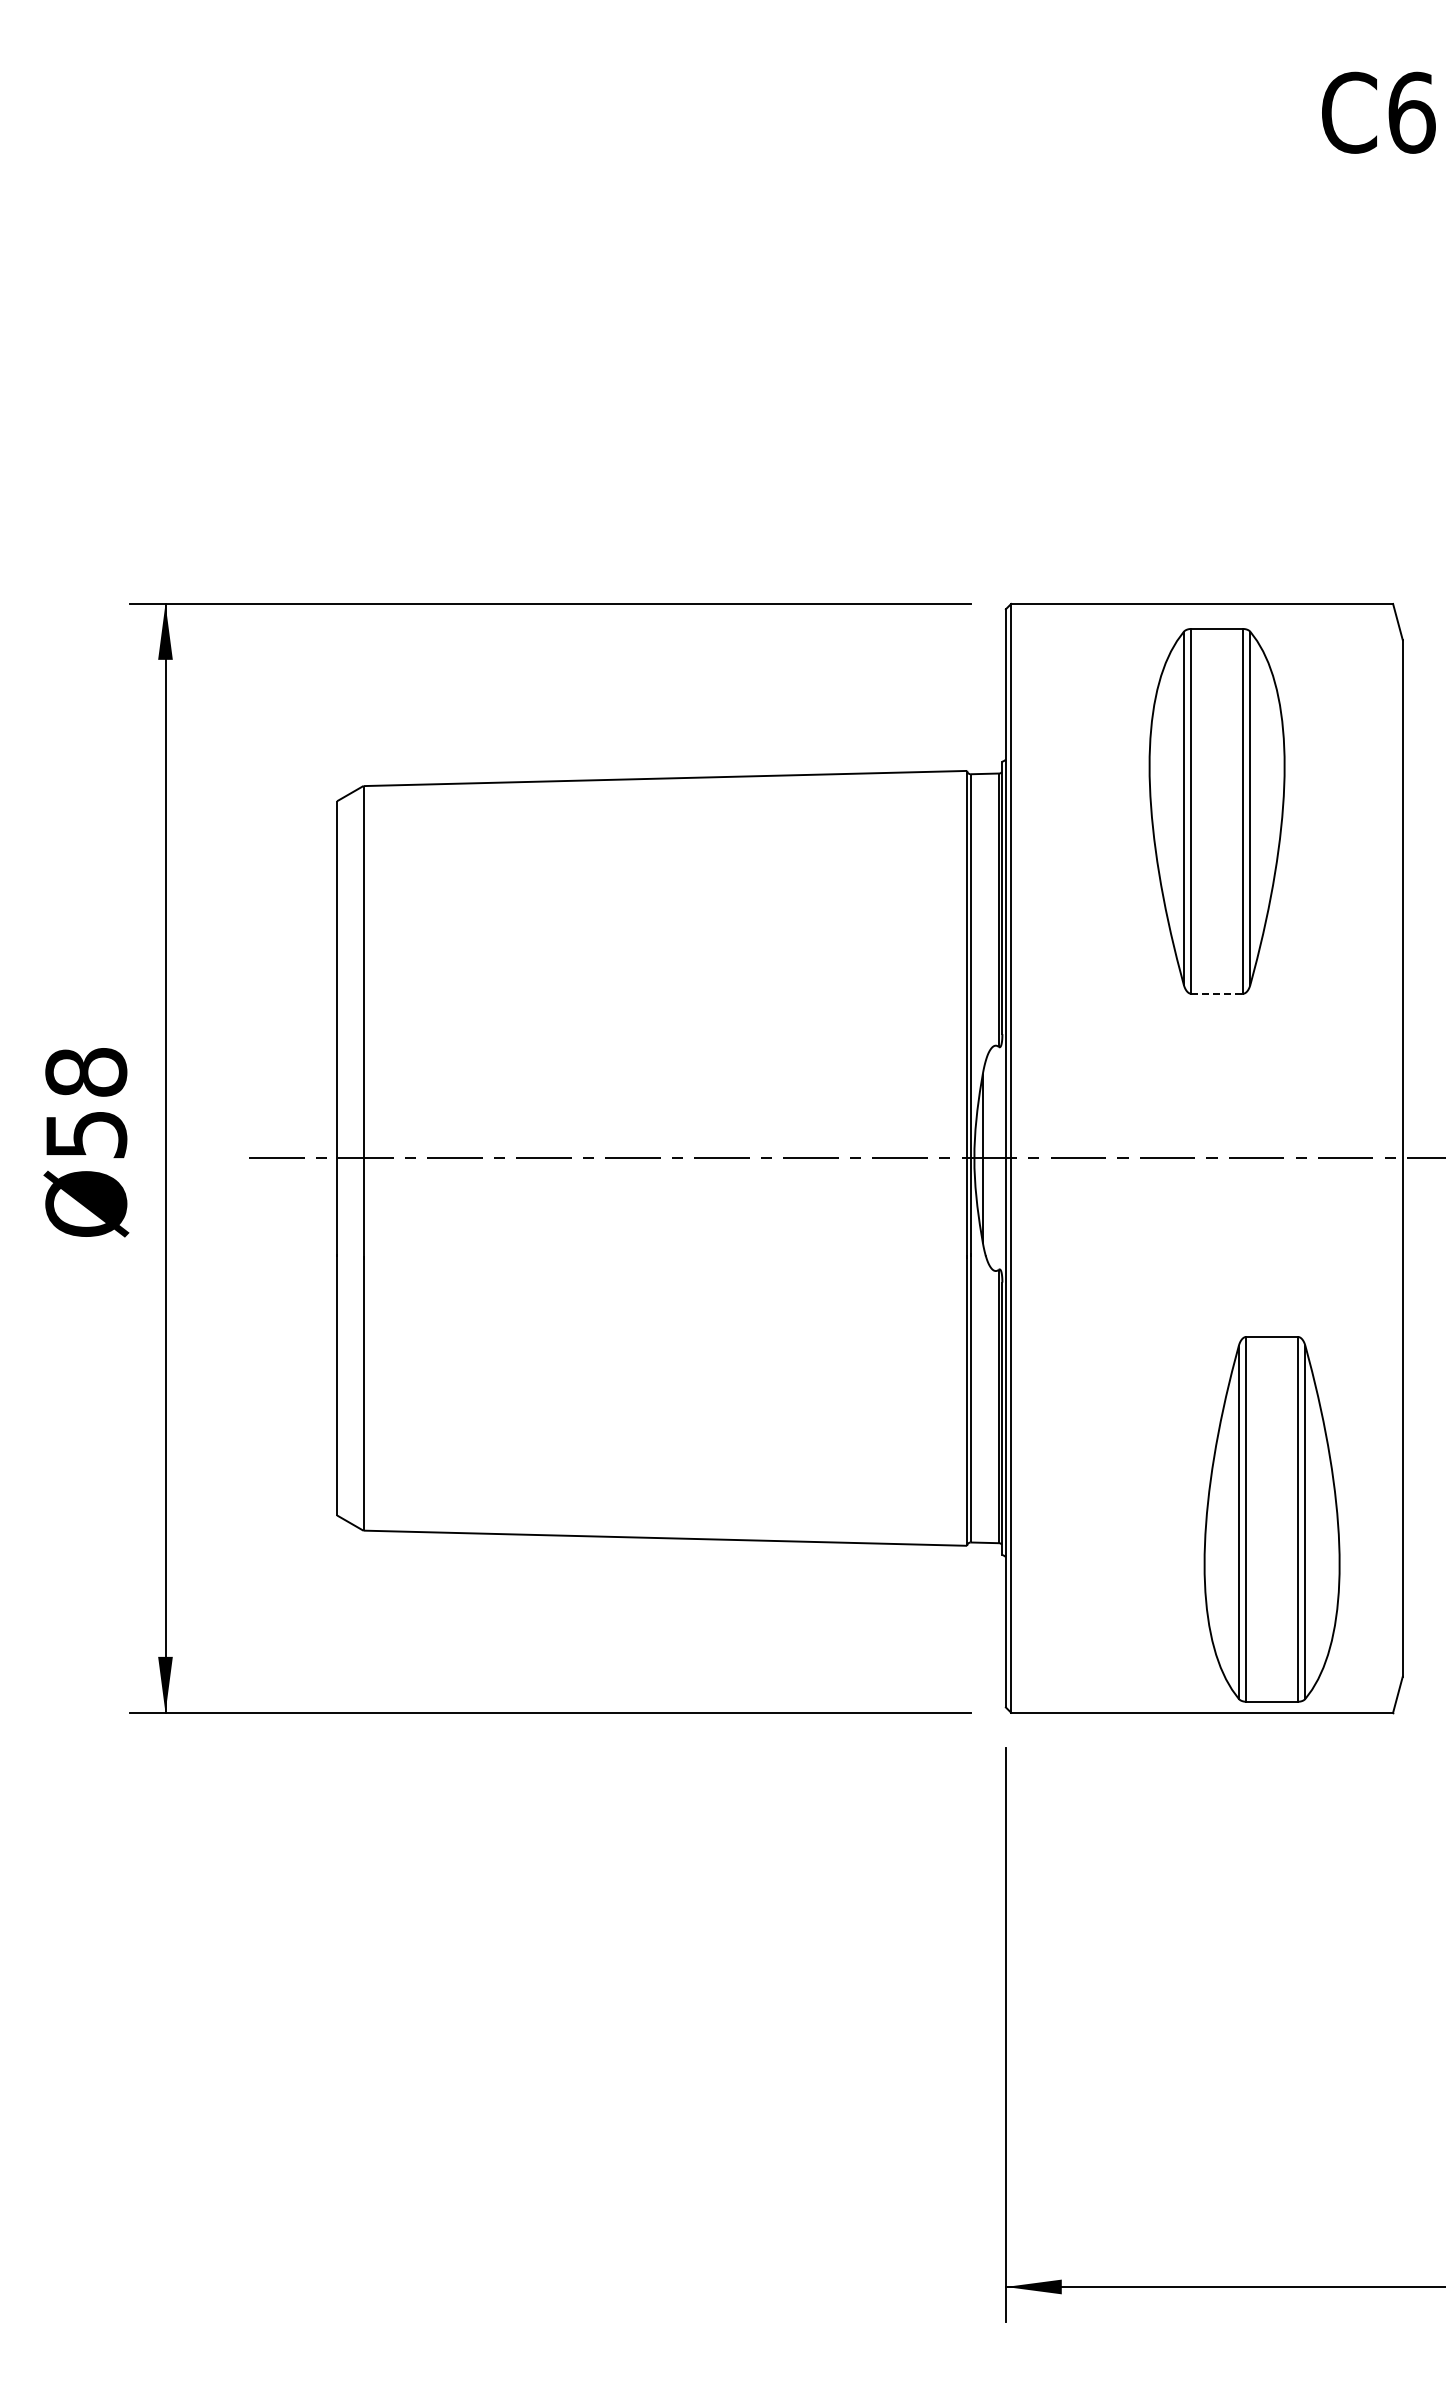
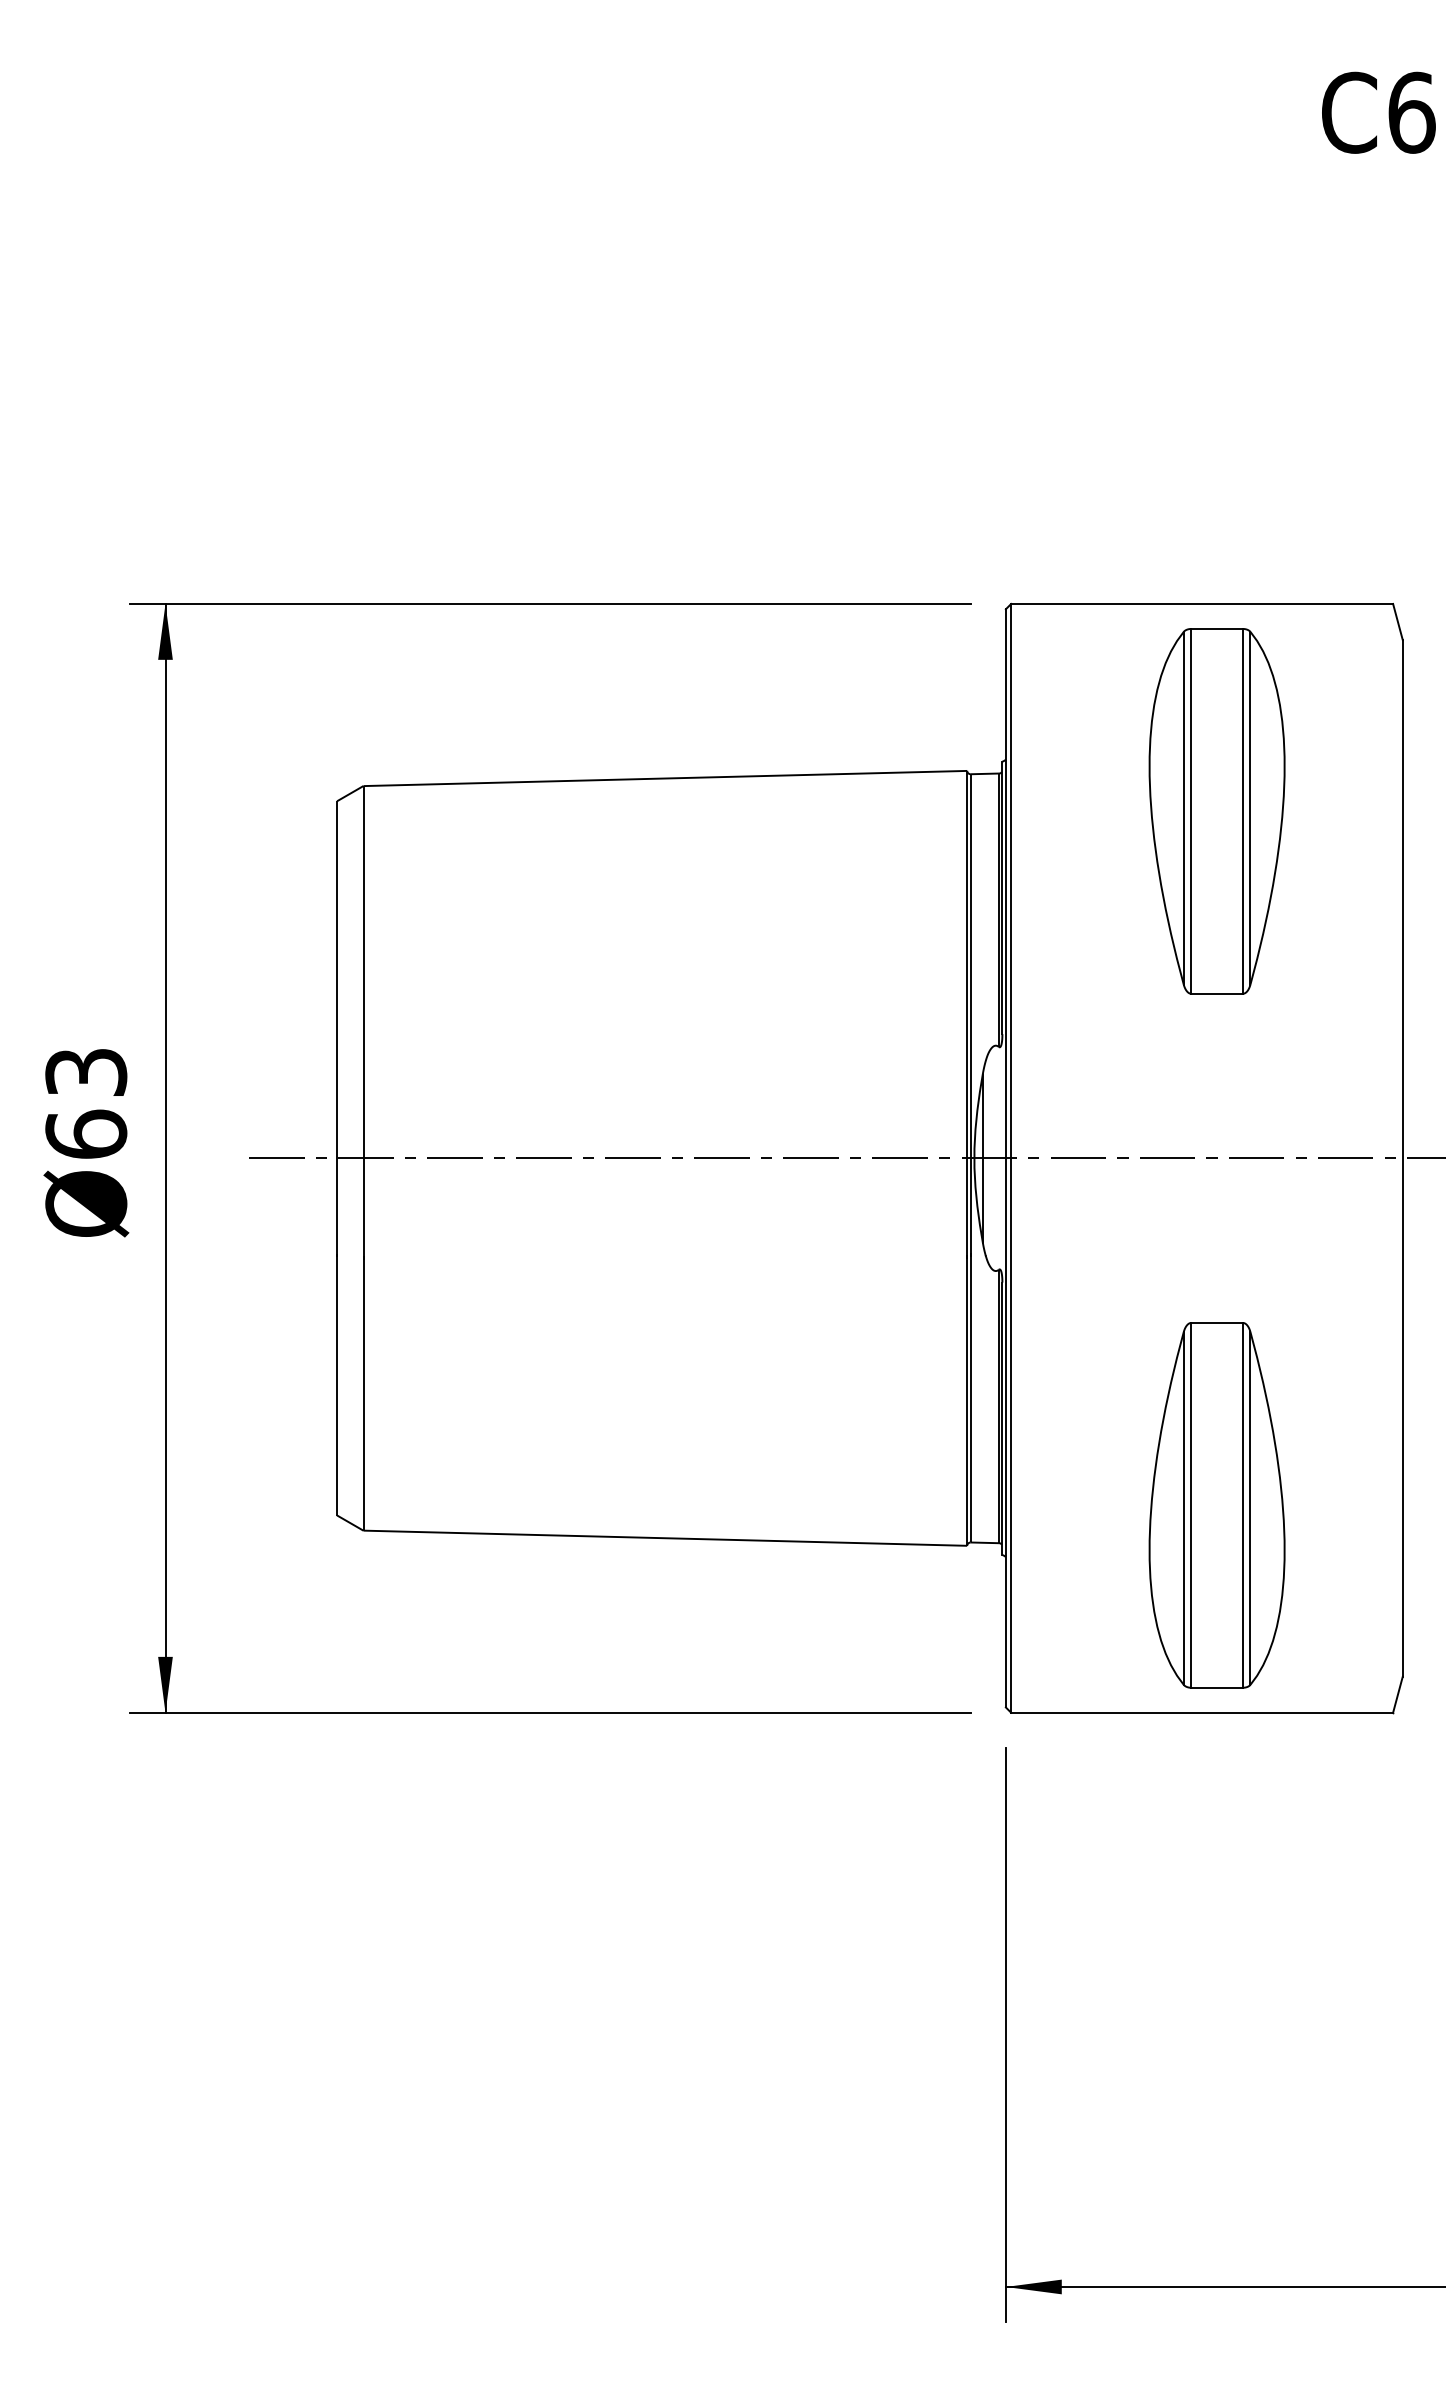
line: dashed -> solid (1217, 993)
text: Ø58 -> Ø63 (86, 1103)
part position: (1271, 1519) -> (1216, 1505) (1216, 1505)
